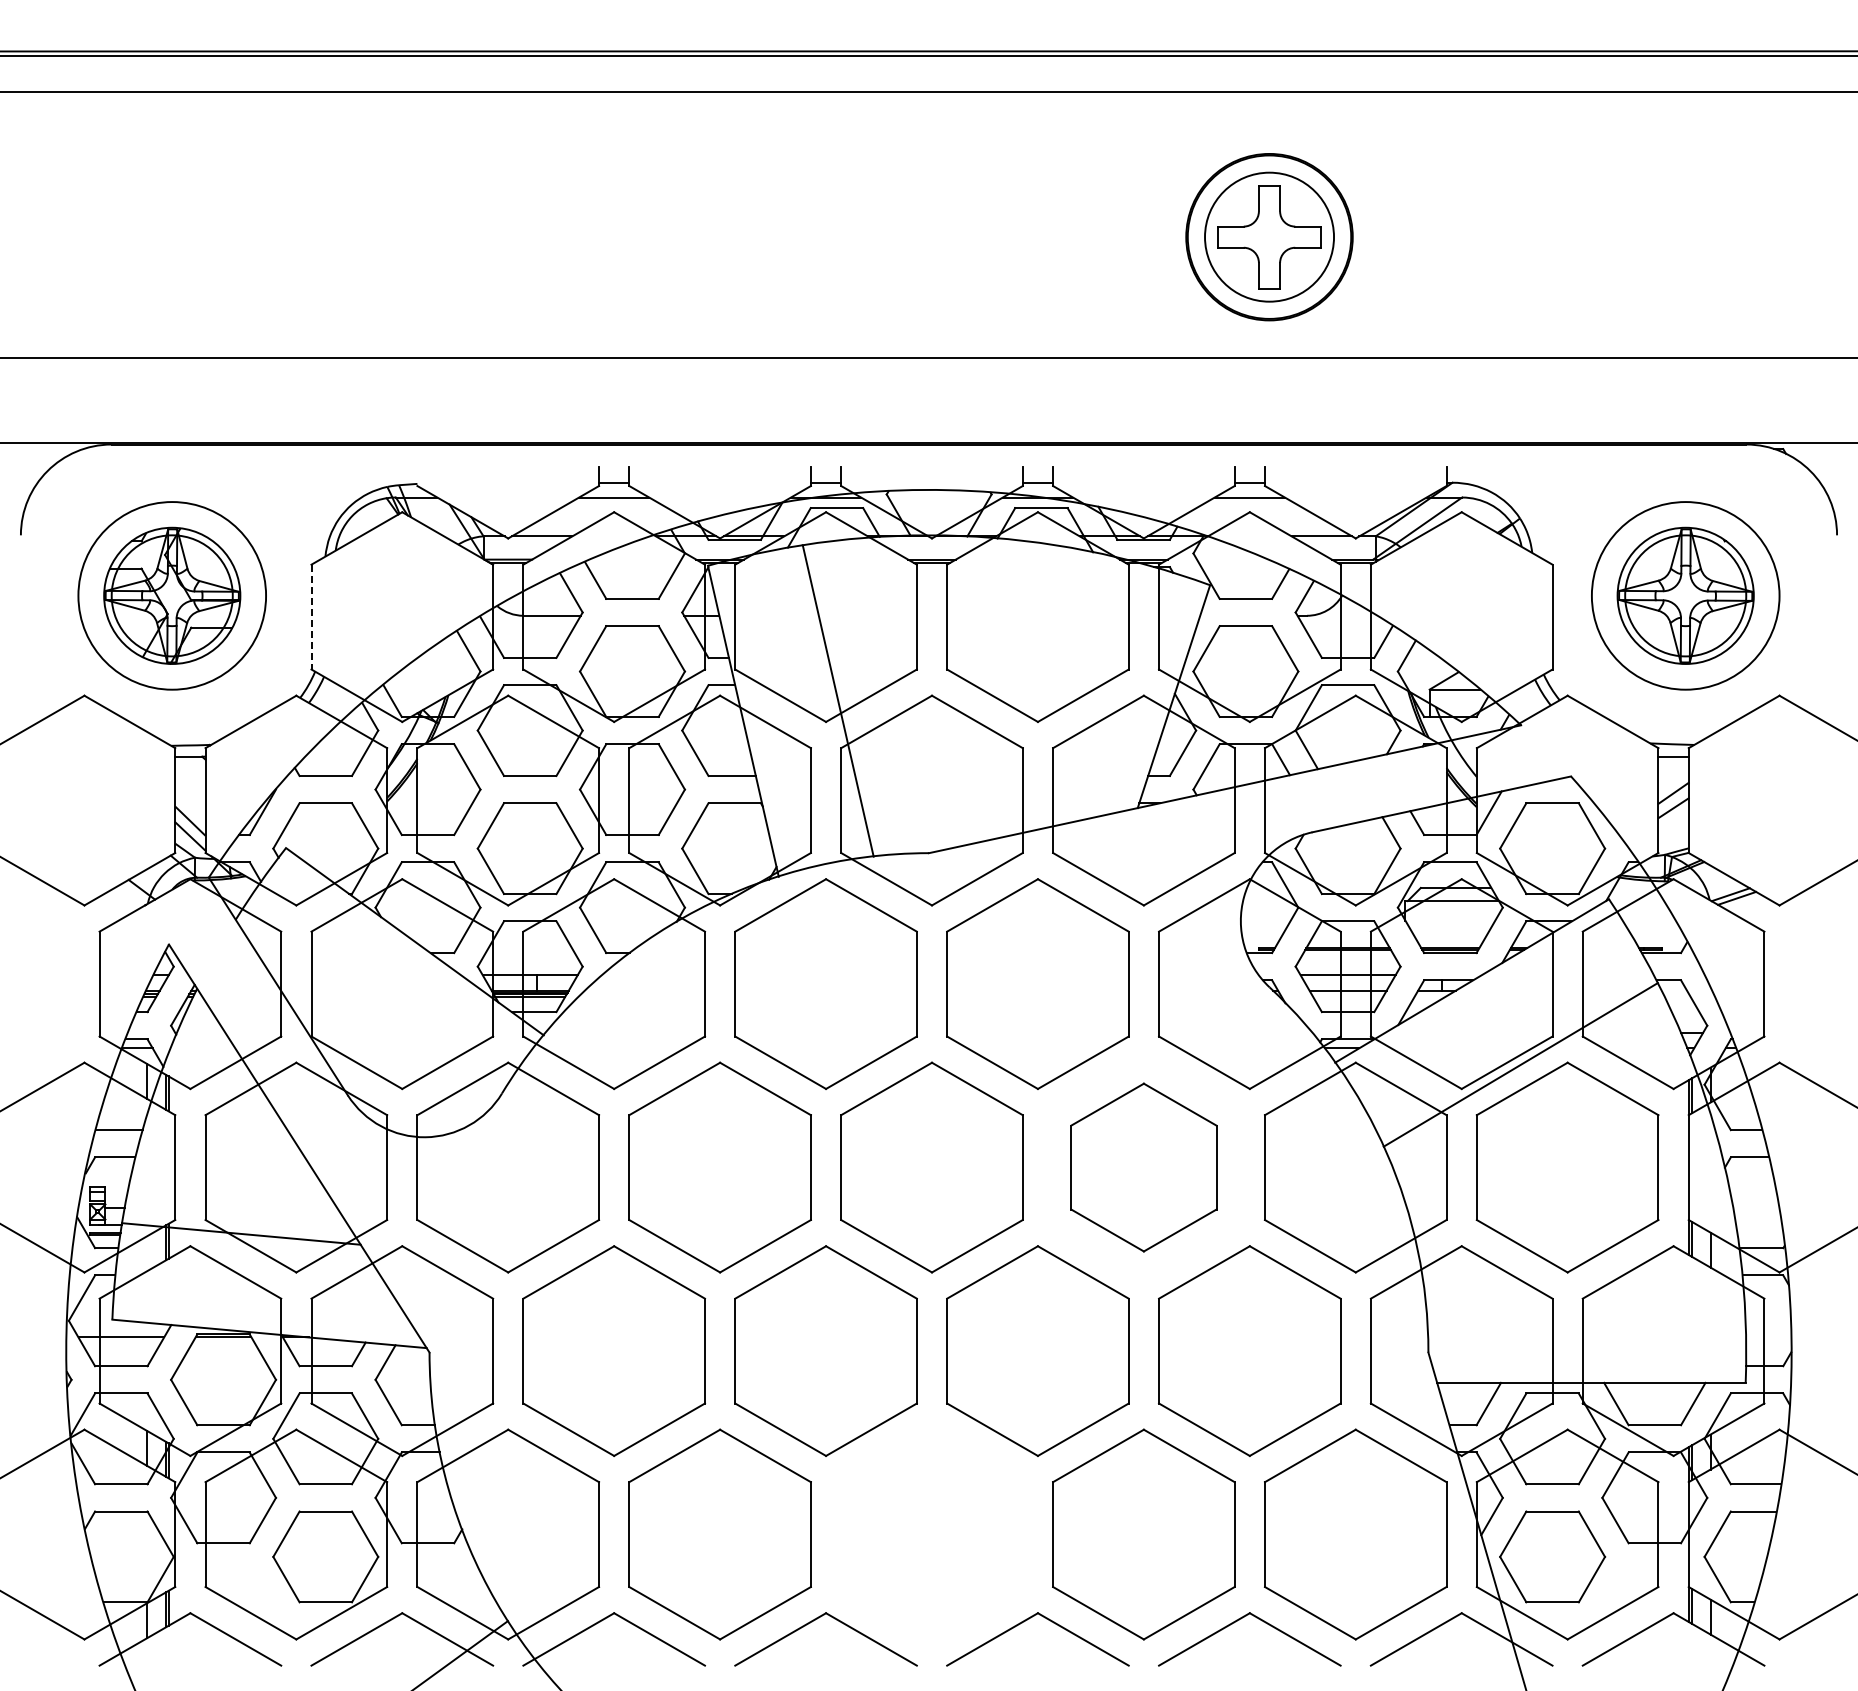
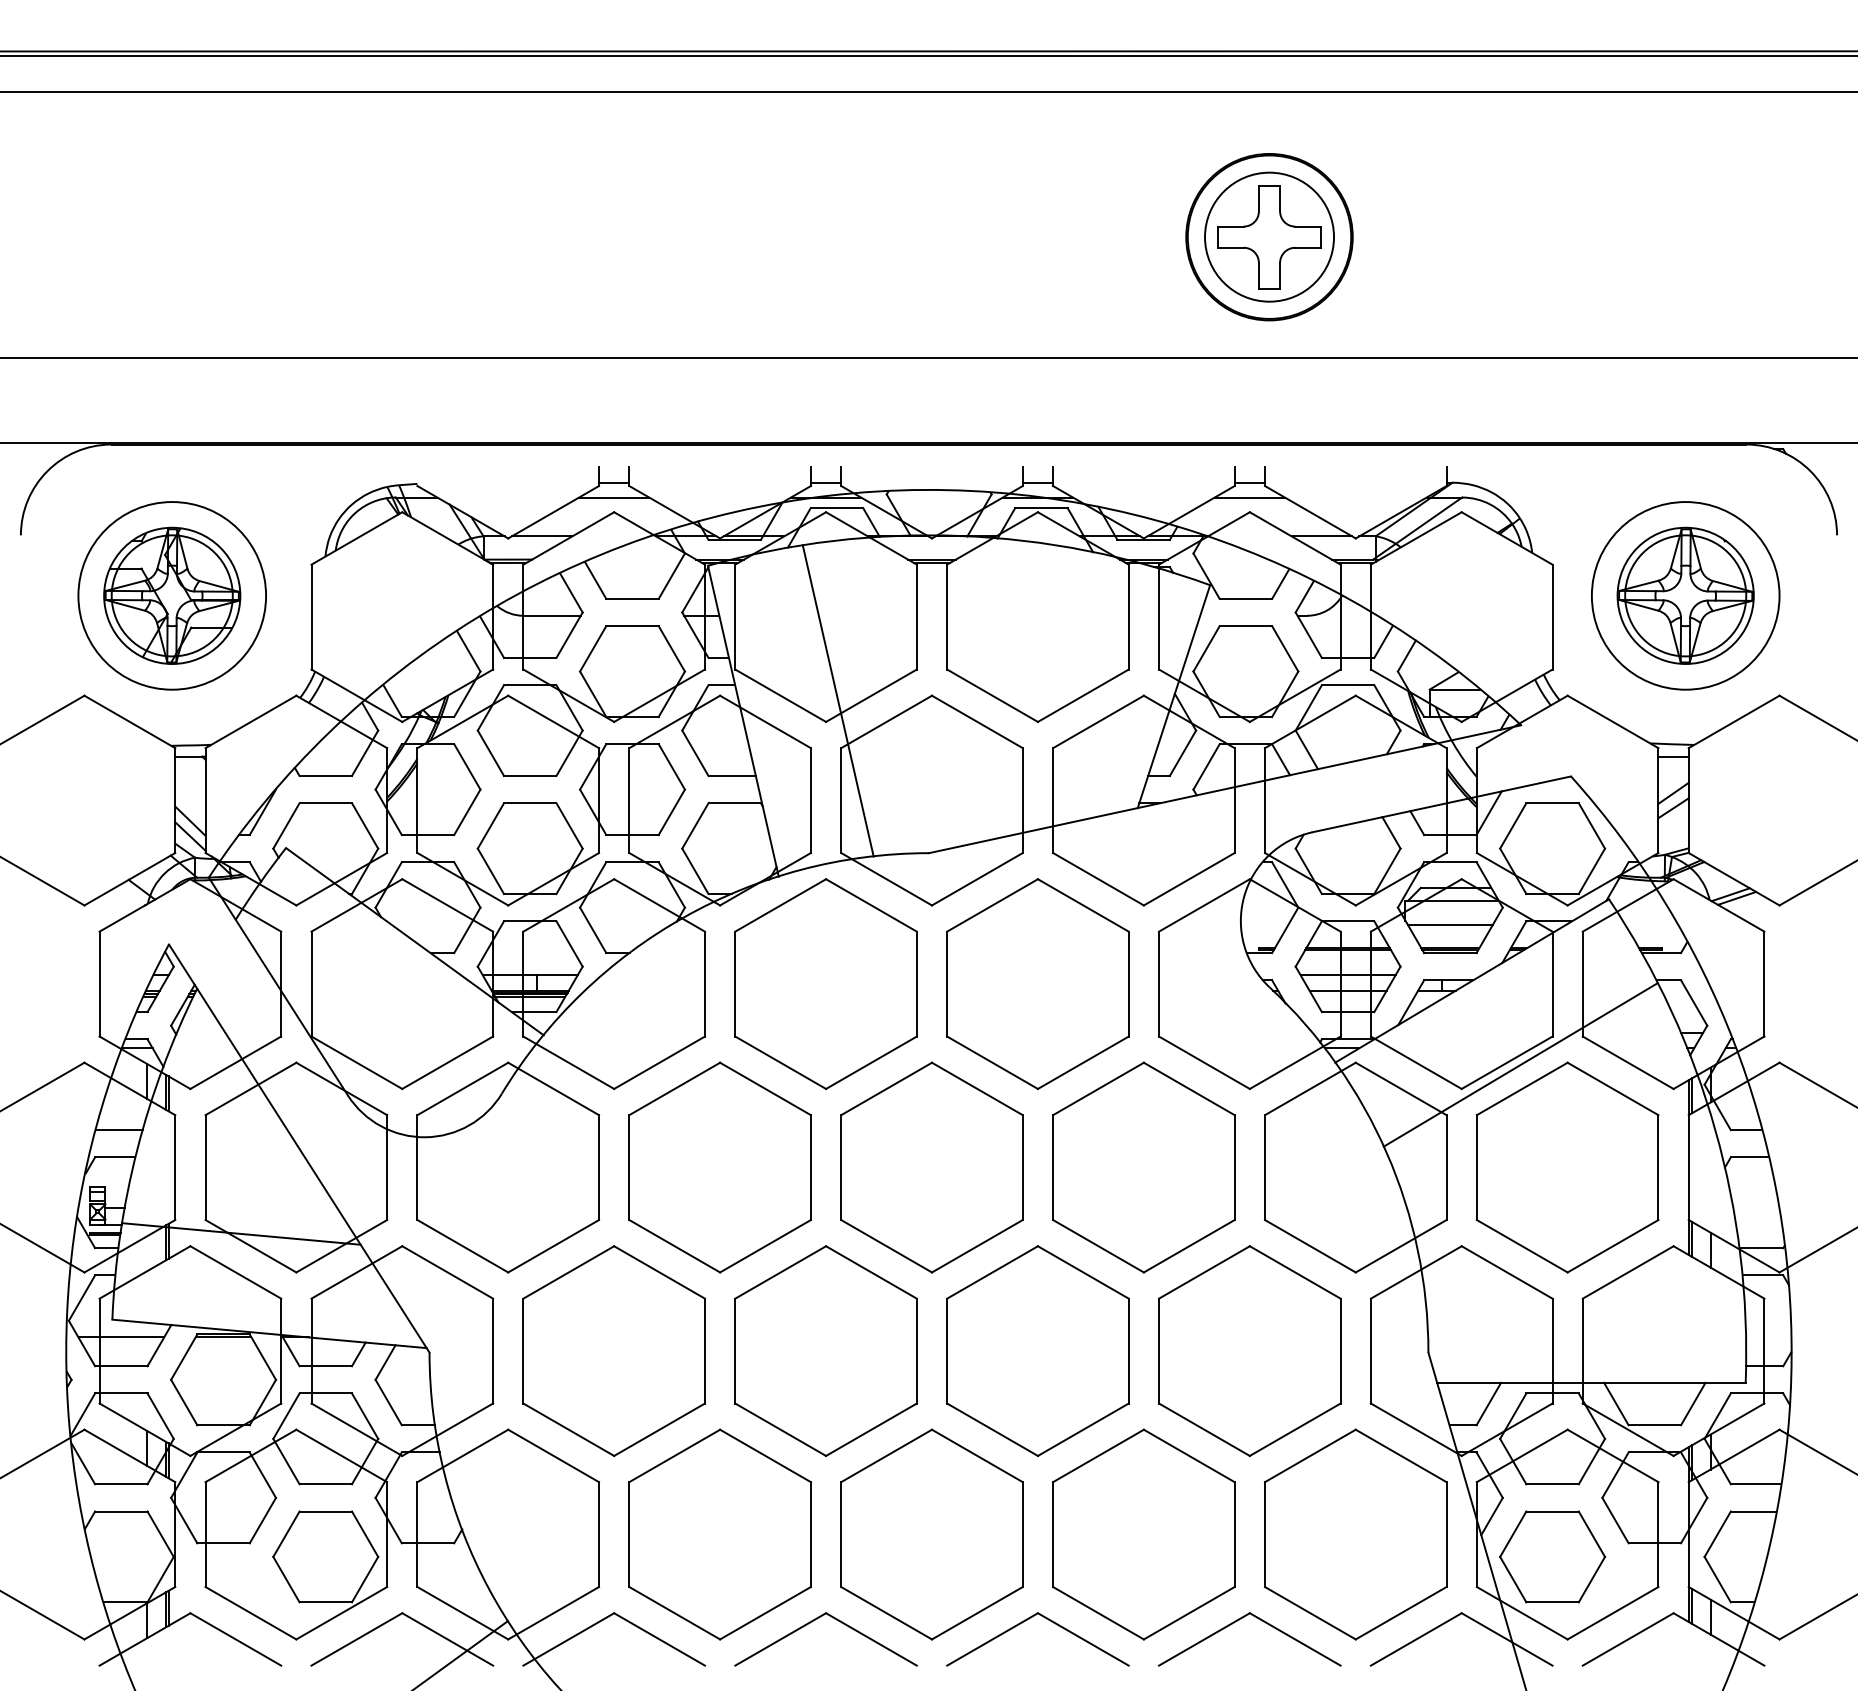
line: dashed -> solid (311, 617)
line: none -> present (1450, 925)
part size: 148x171 px -> 184x213 px (1143, 1167)
part: none -> present (931, 1534)
